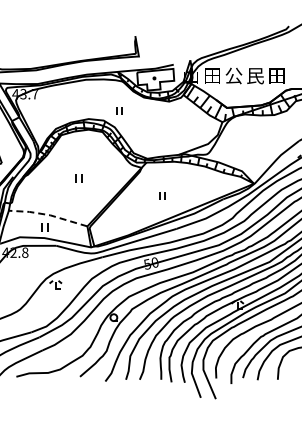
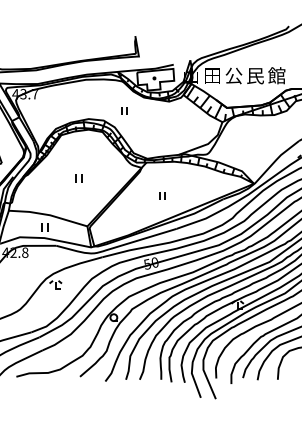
text: 田 -> 館 (276, 75)
part position: (119, 110) -> (124, 110) (124, 110)
line: dashed -> solid (48, 214)
